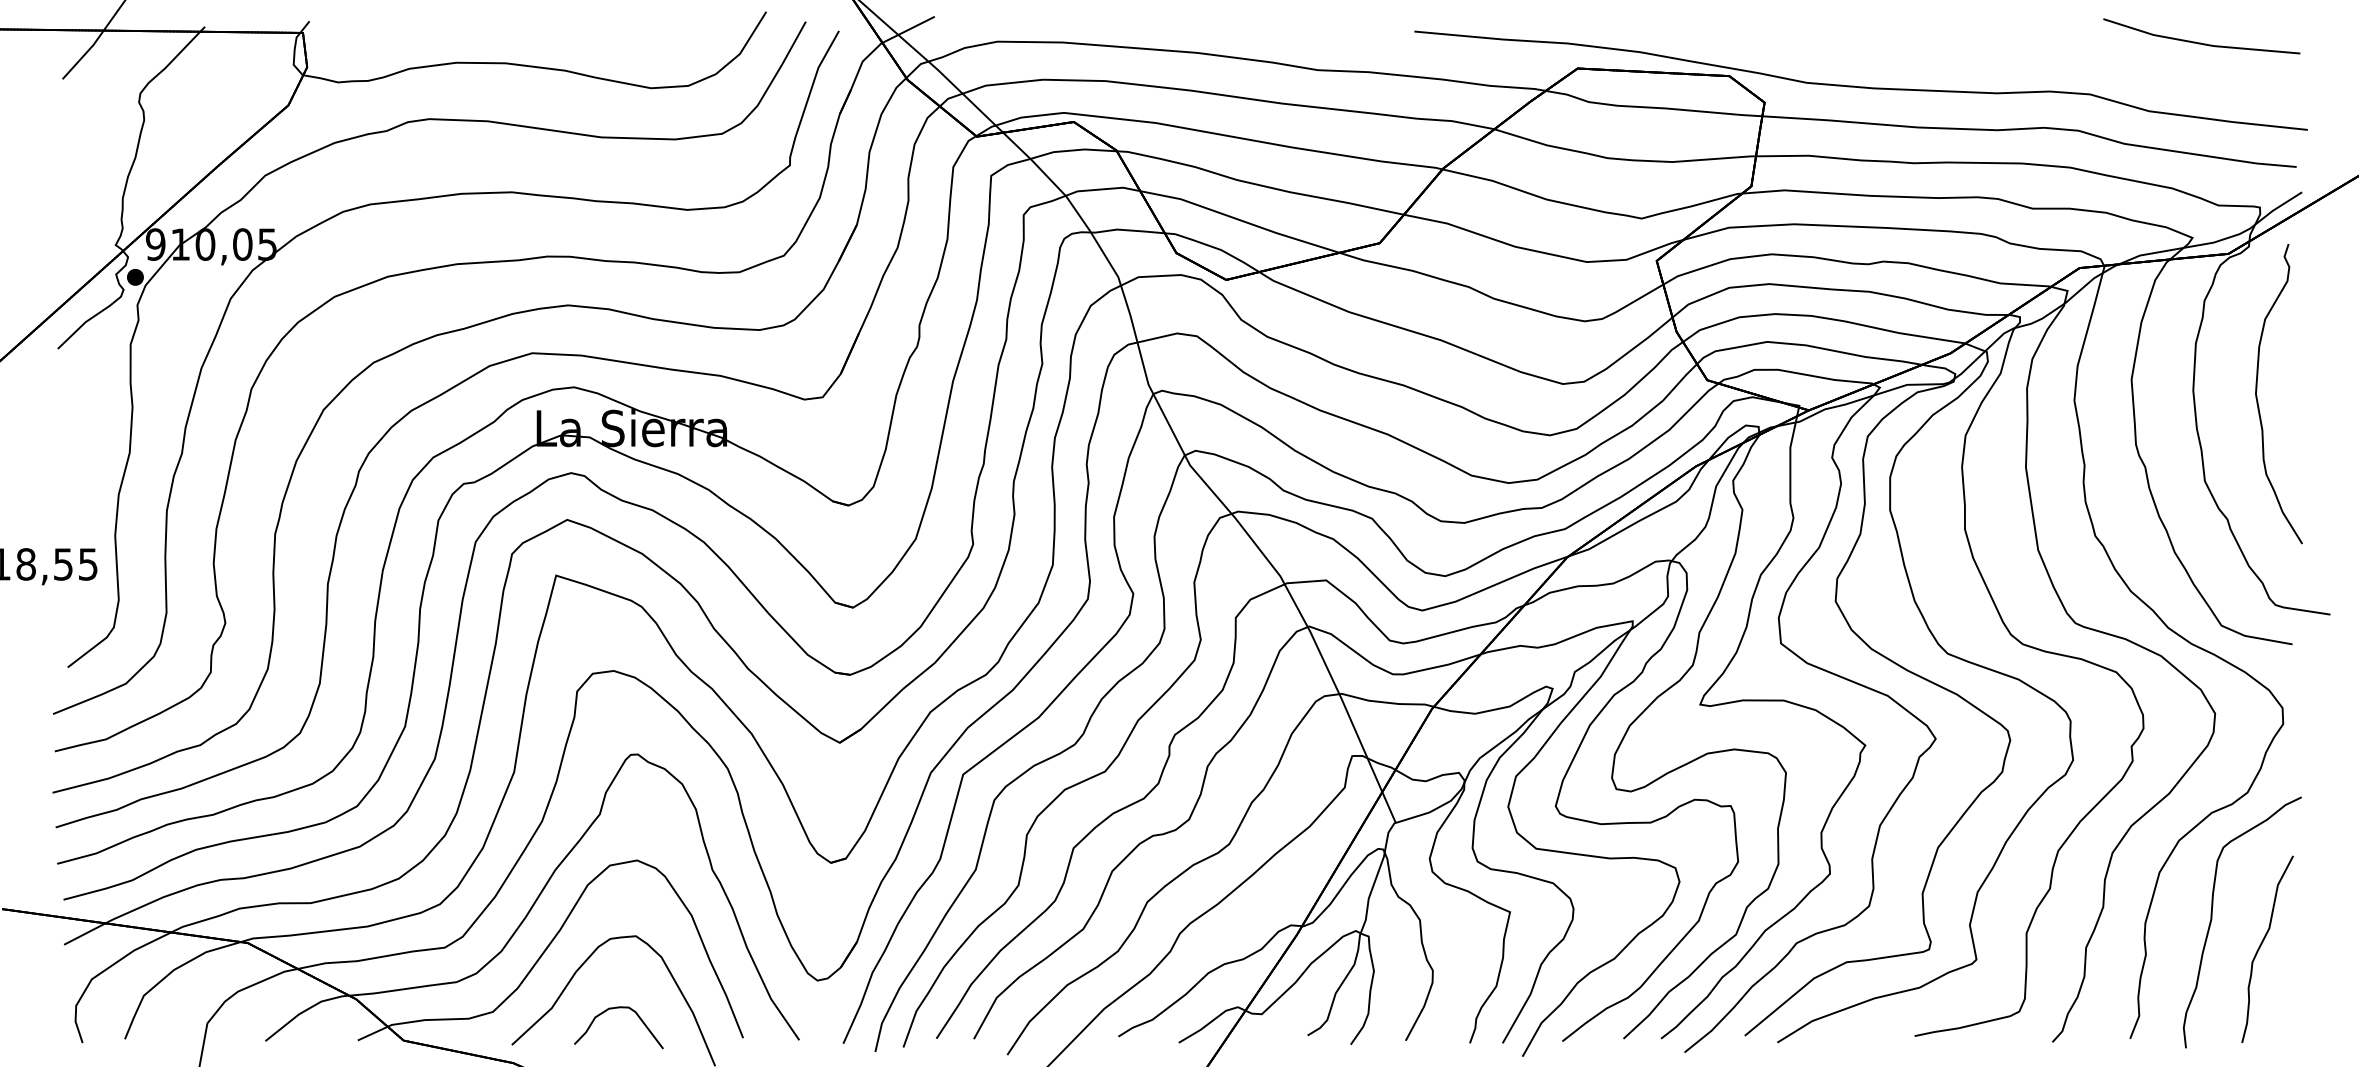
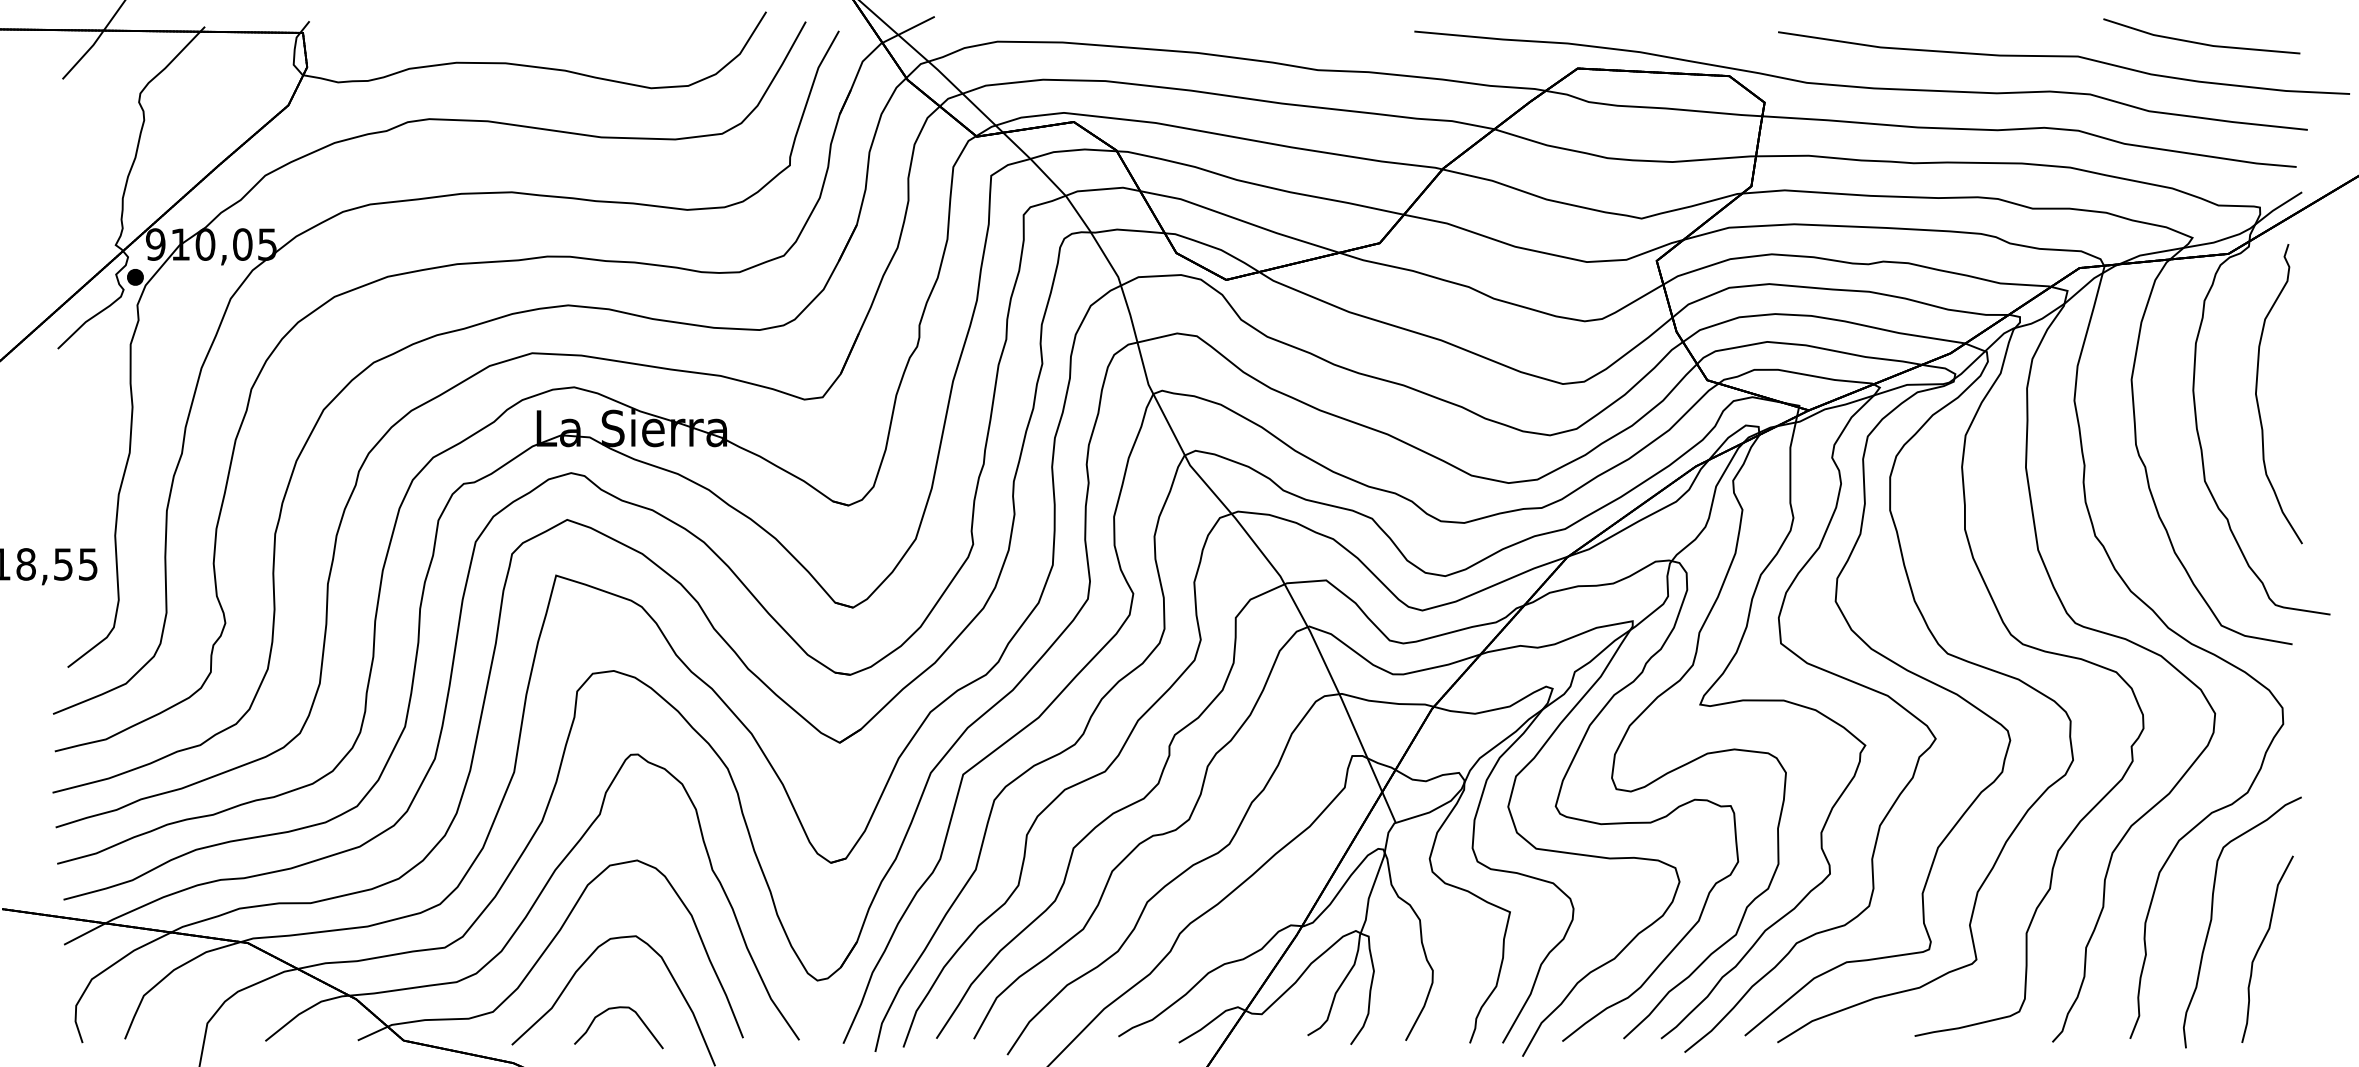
part: none -> present (2064, 62)
